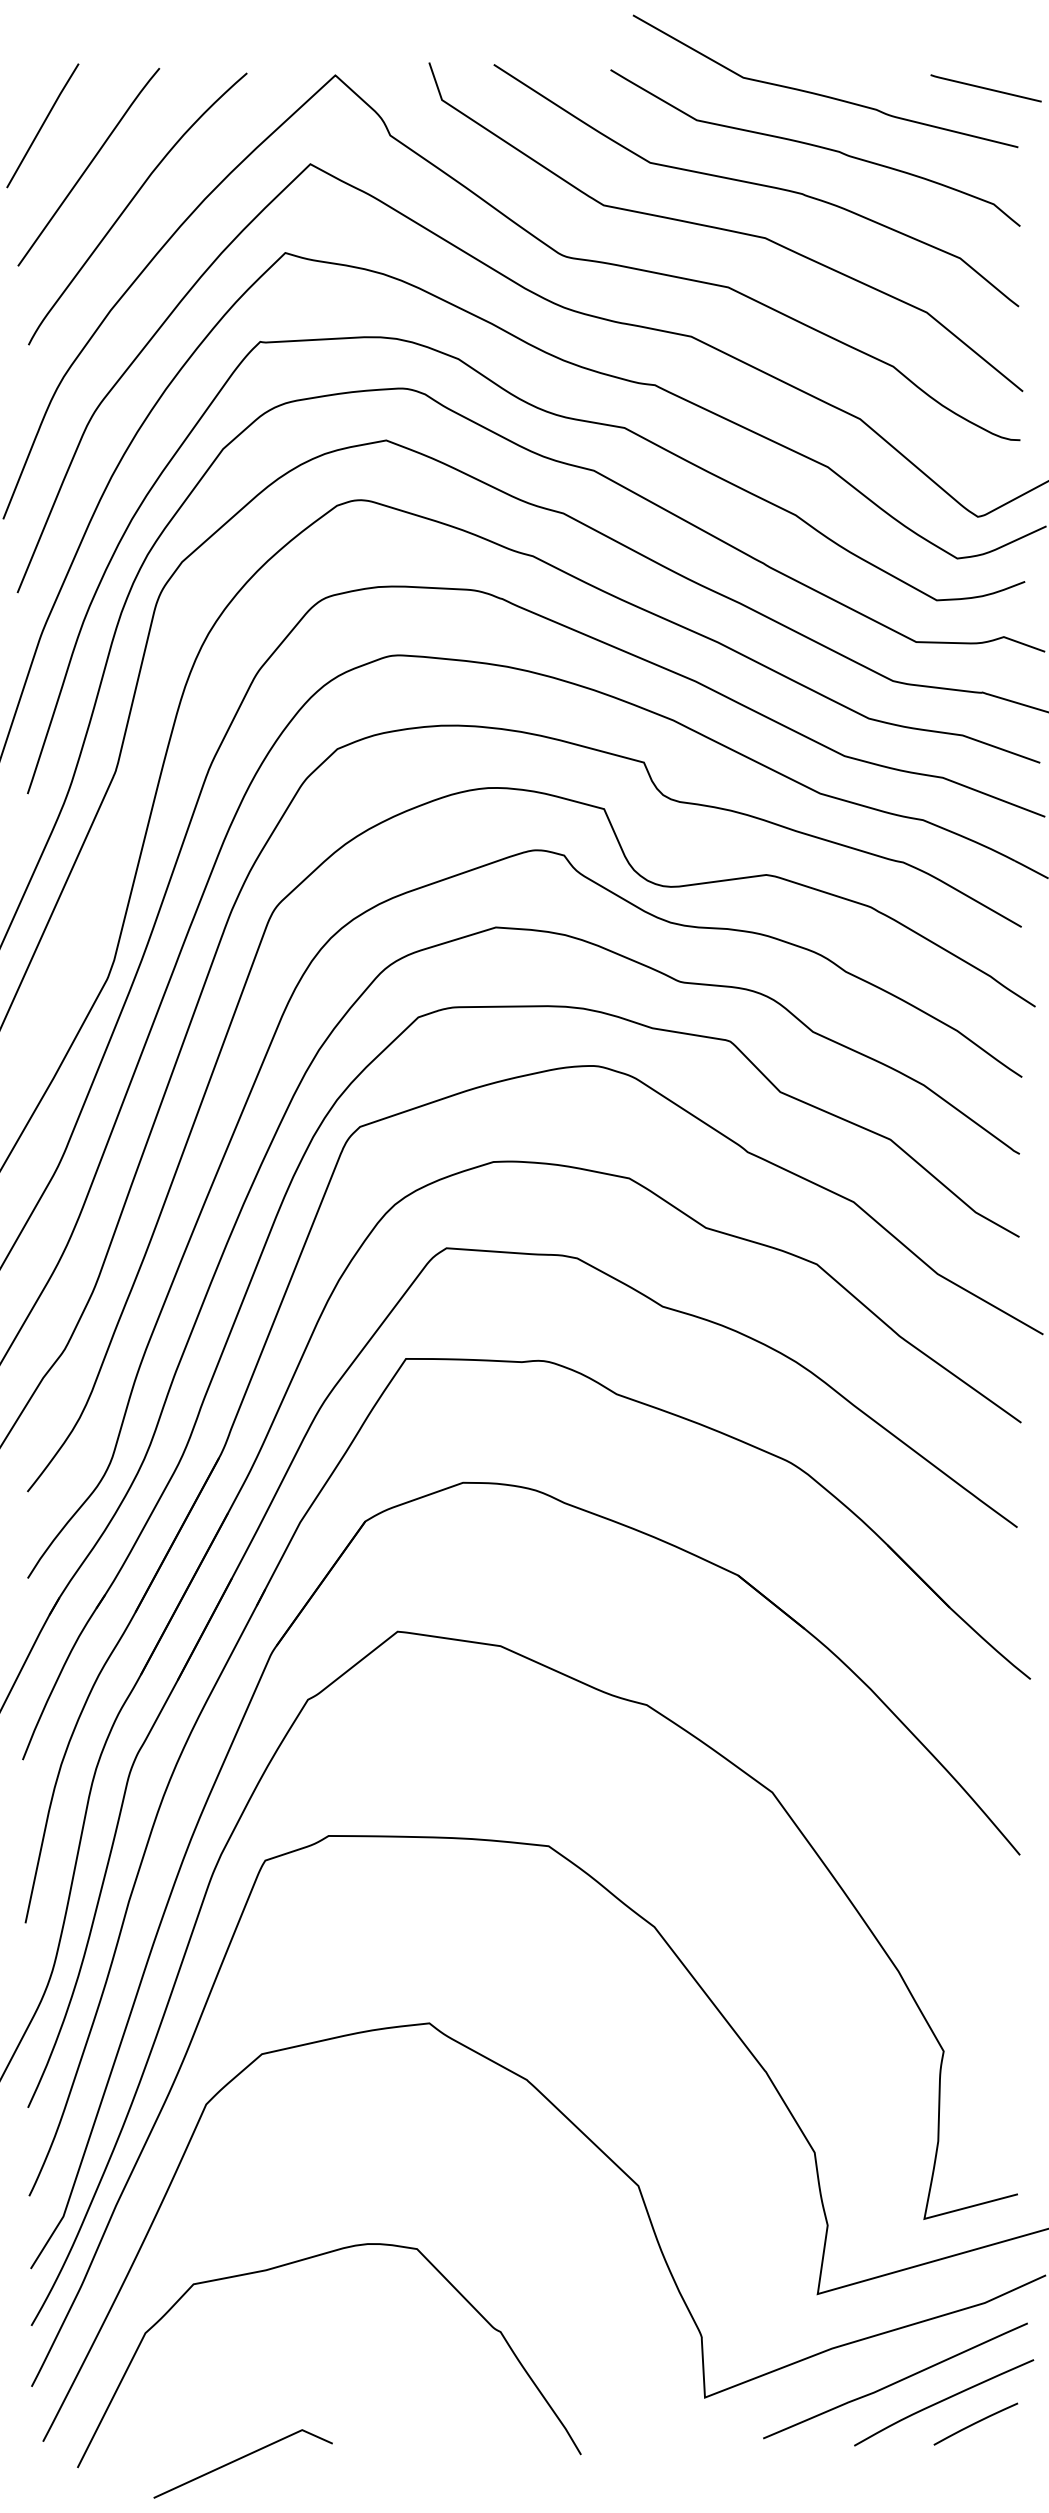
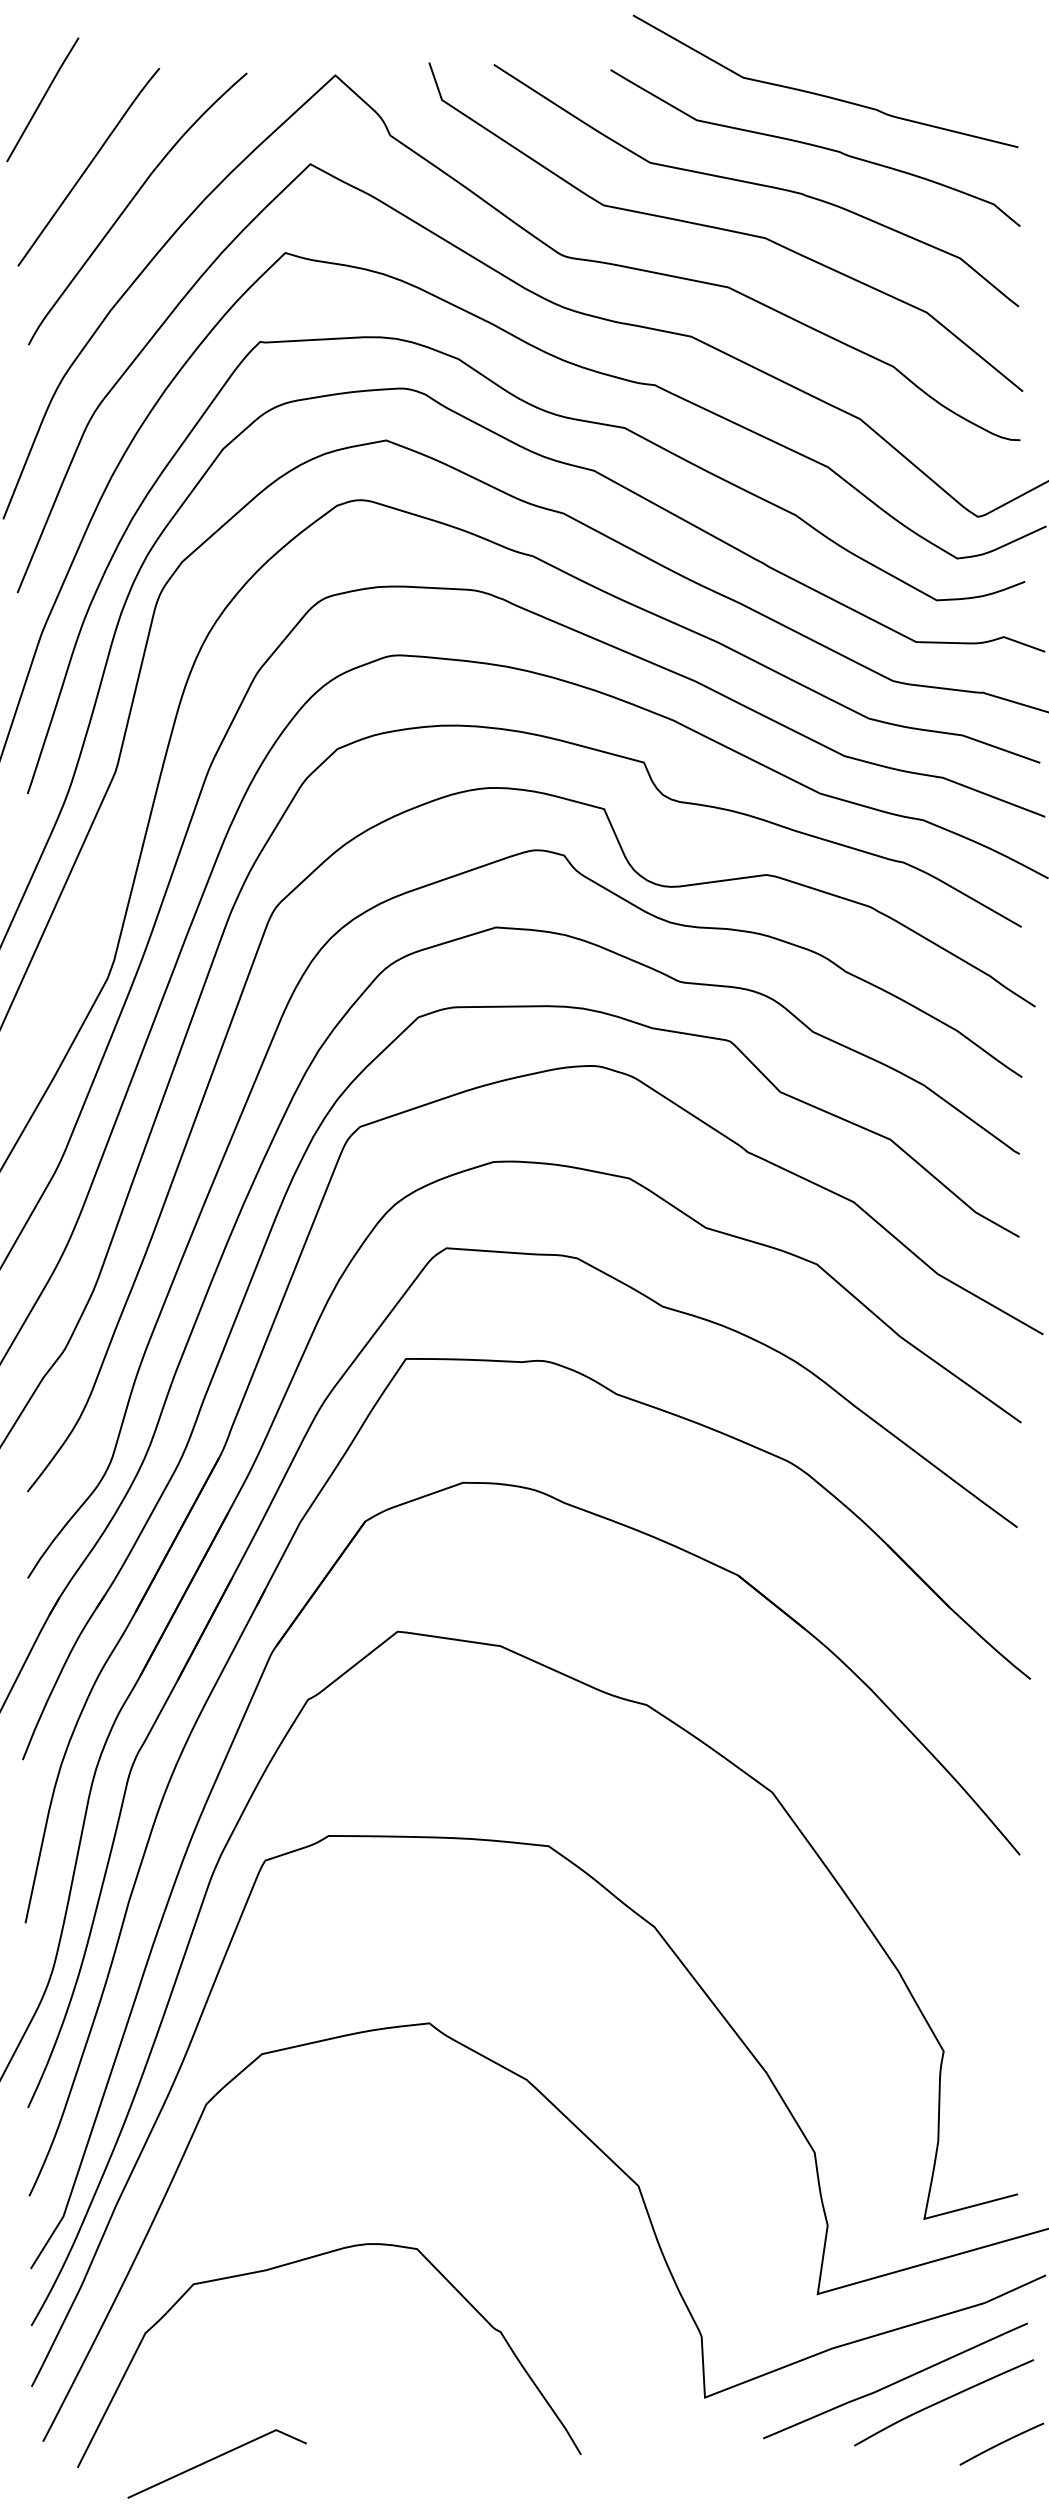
line: present -> none (985, 88)
line position: (42, 125) -> (42, 99) (42, 99)
curve position: (975, 2423) -> (1001, 2443) (1001, 2443)
line position: (240, 2459) -> (214, 2459) (214, 2459)
